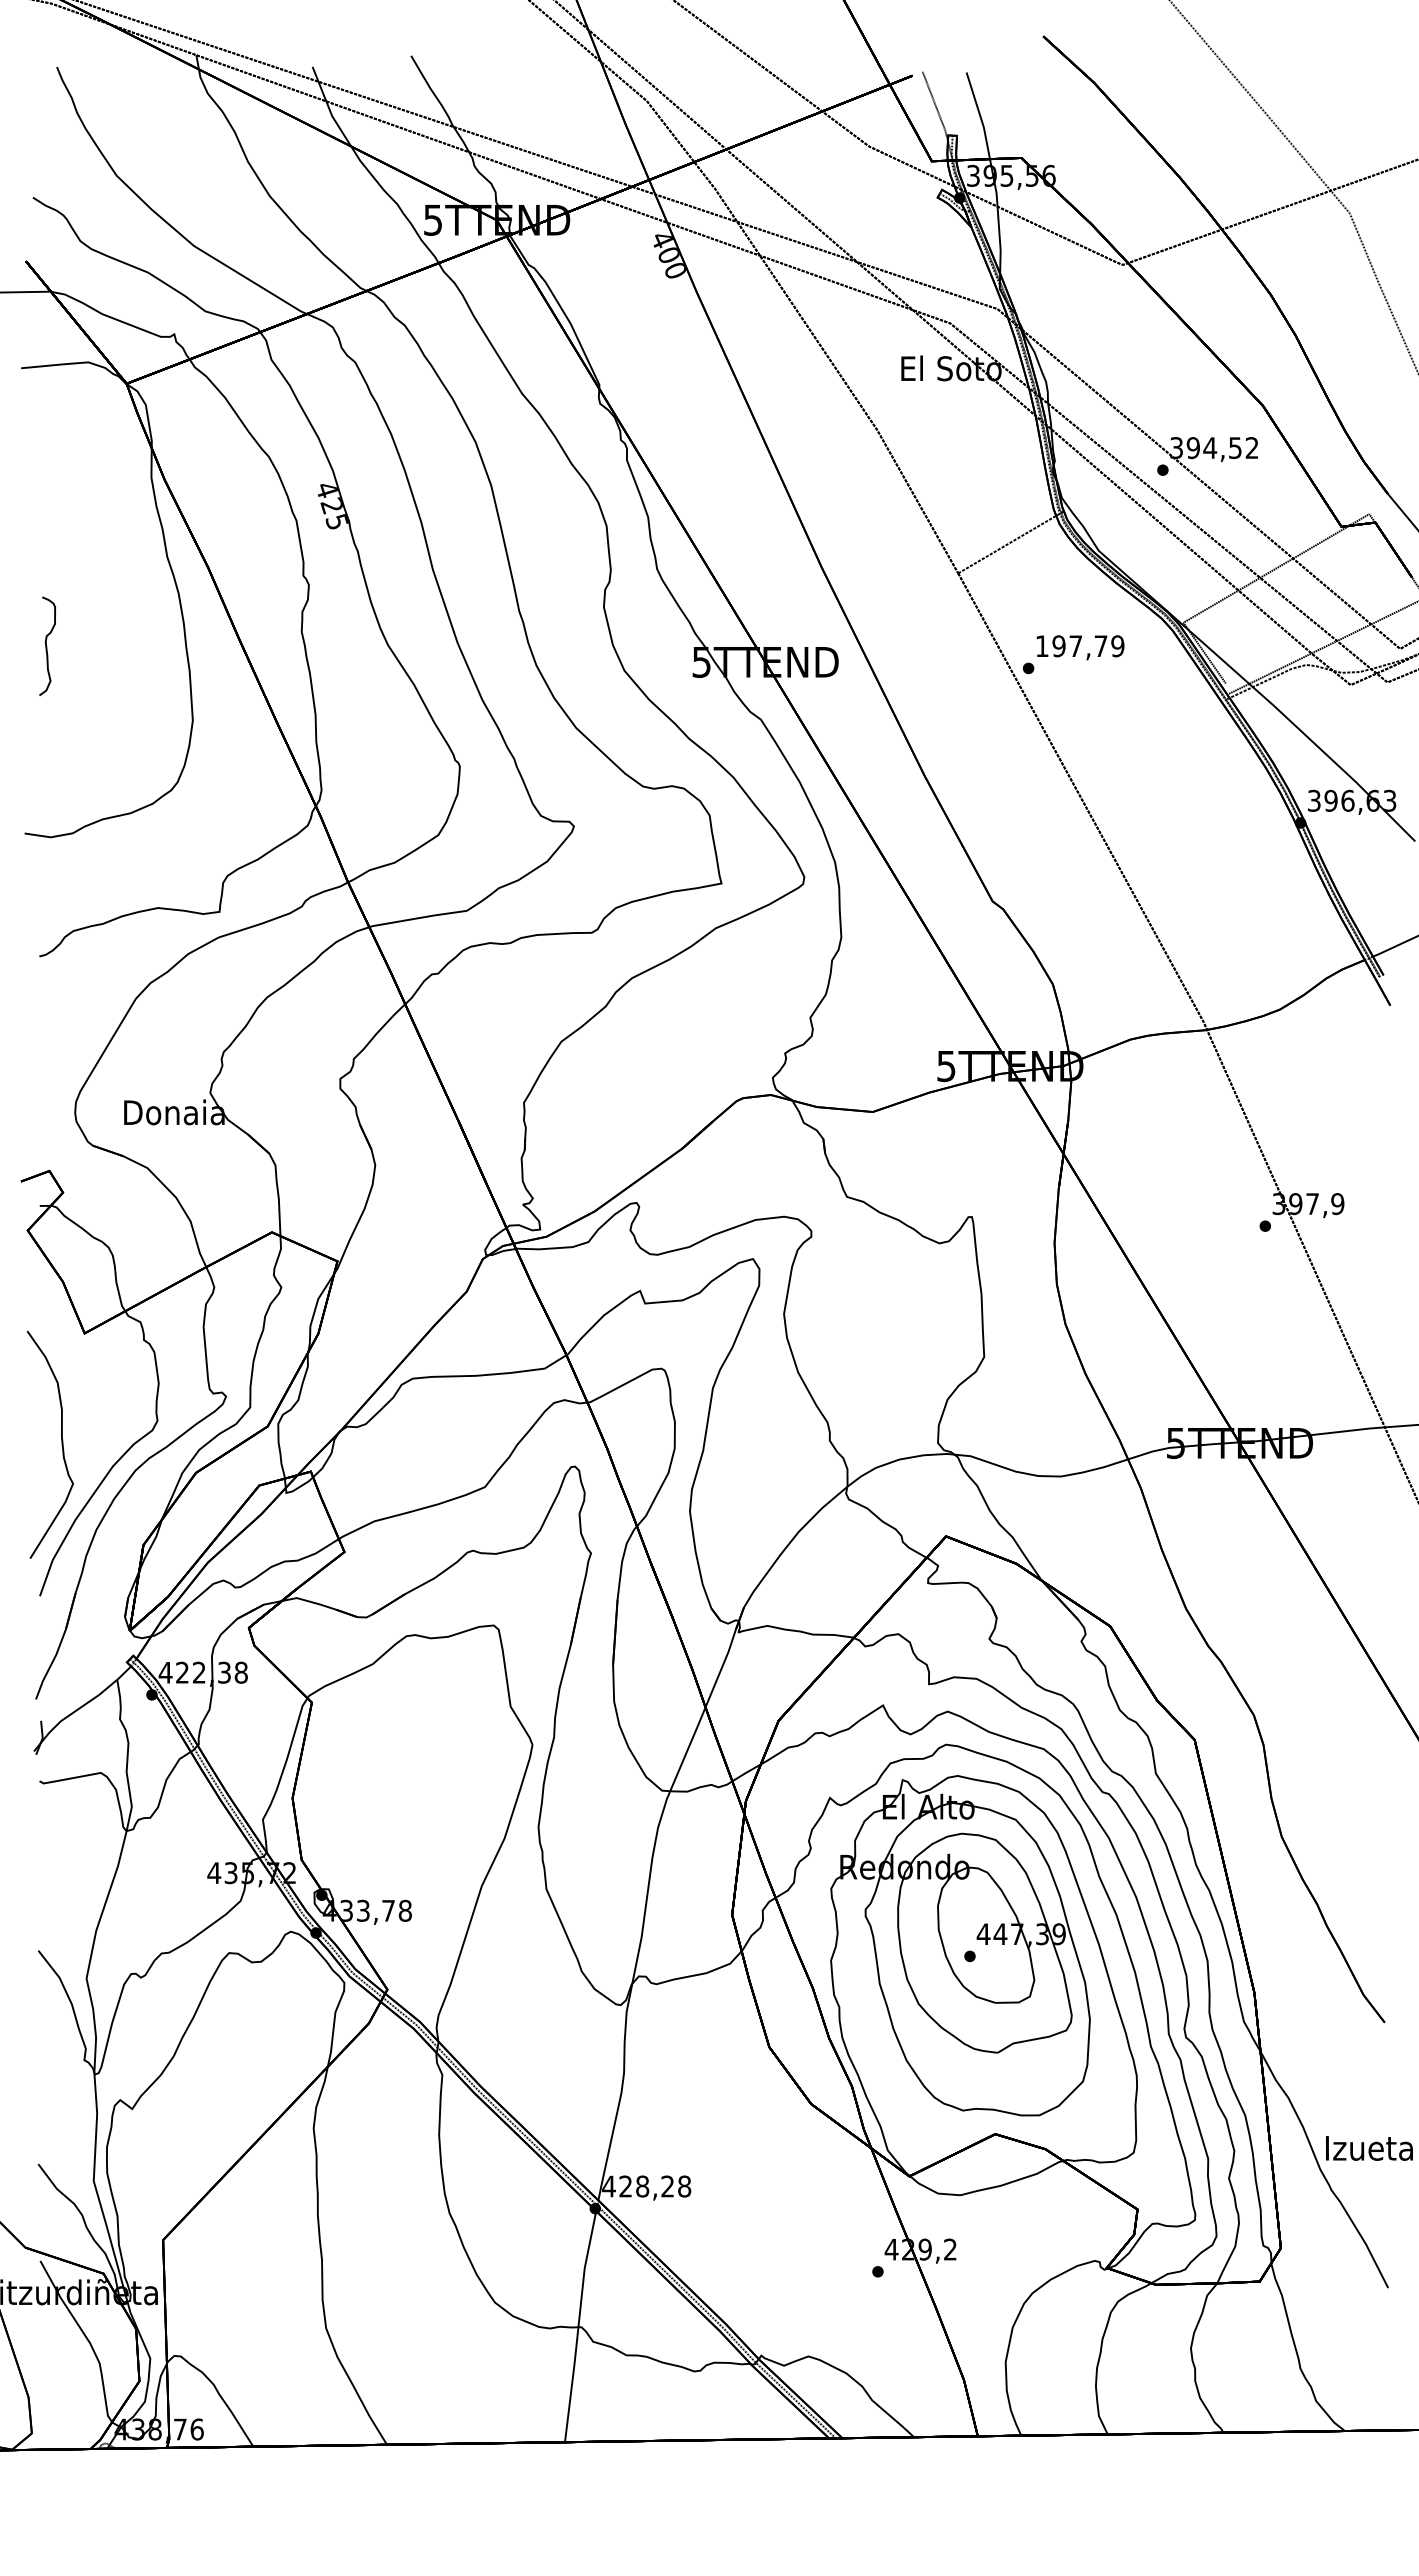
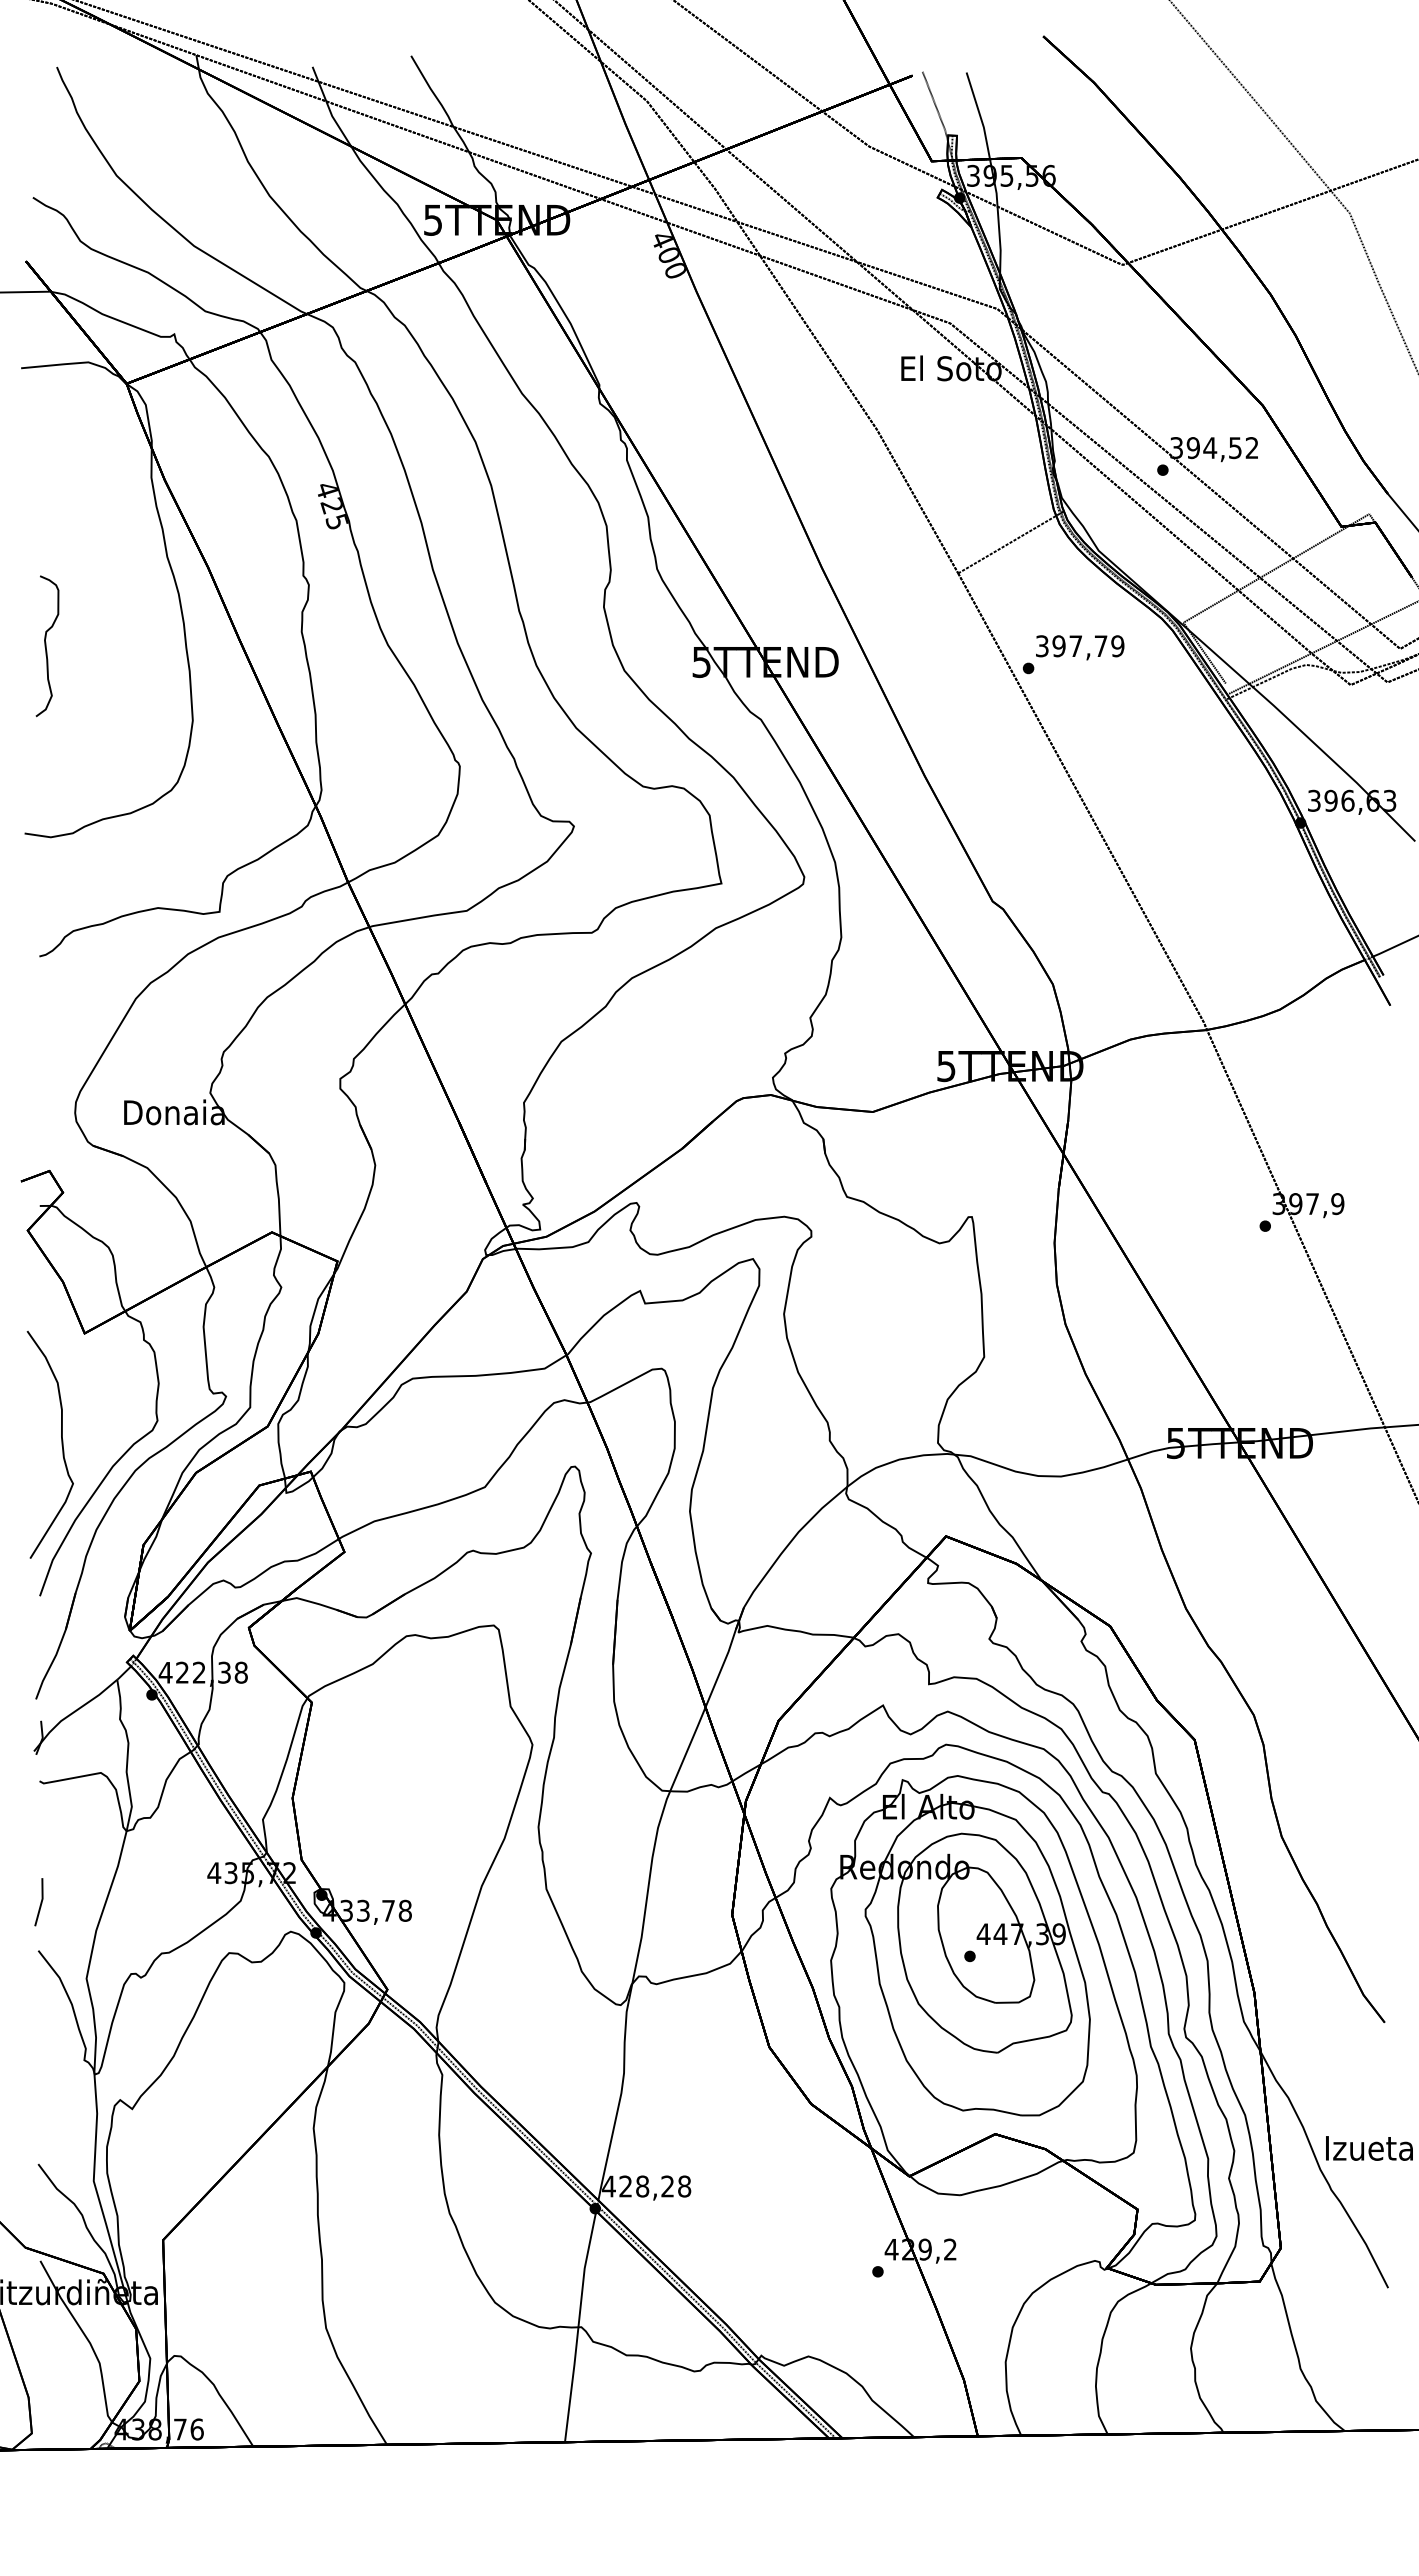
part size: 18x100 px -> 25x143 px (47, 646)
text: 197,79 -> 397,79 (1042, 646)
line: none -> present (40, 1902)
